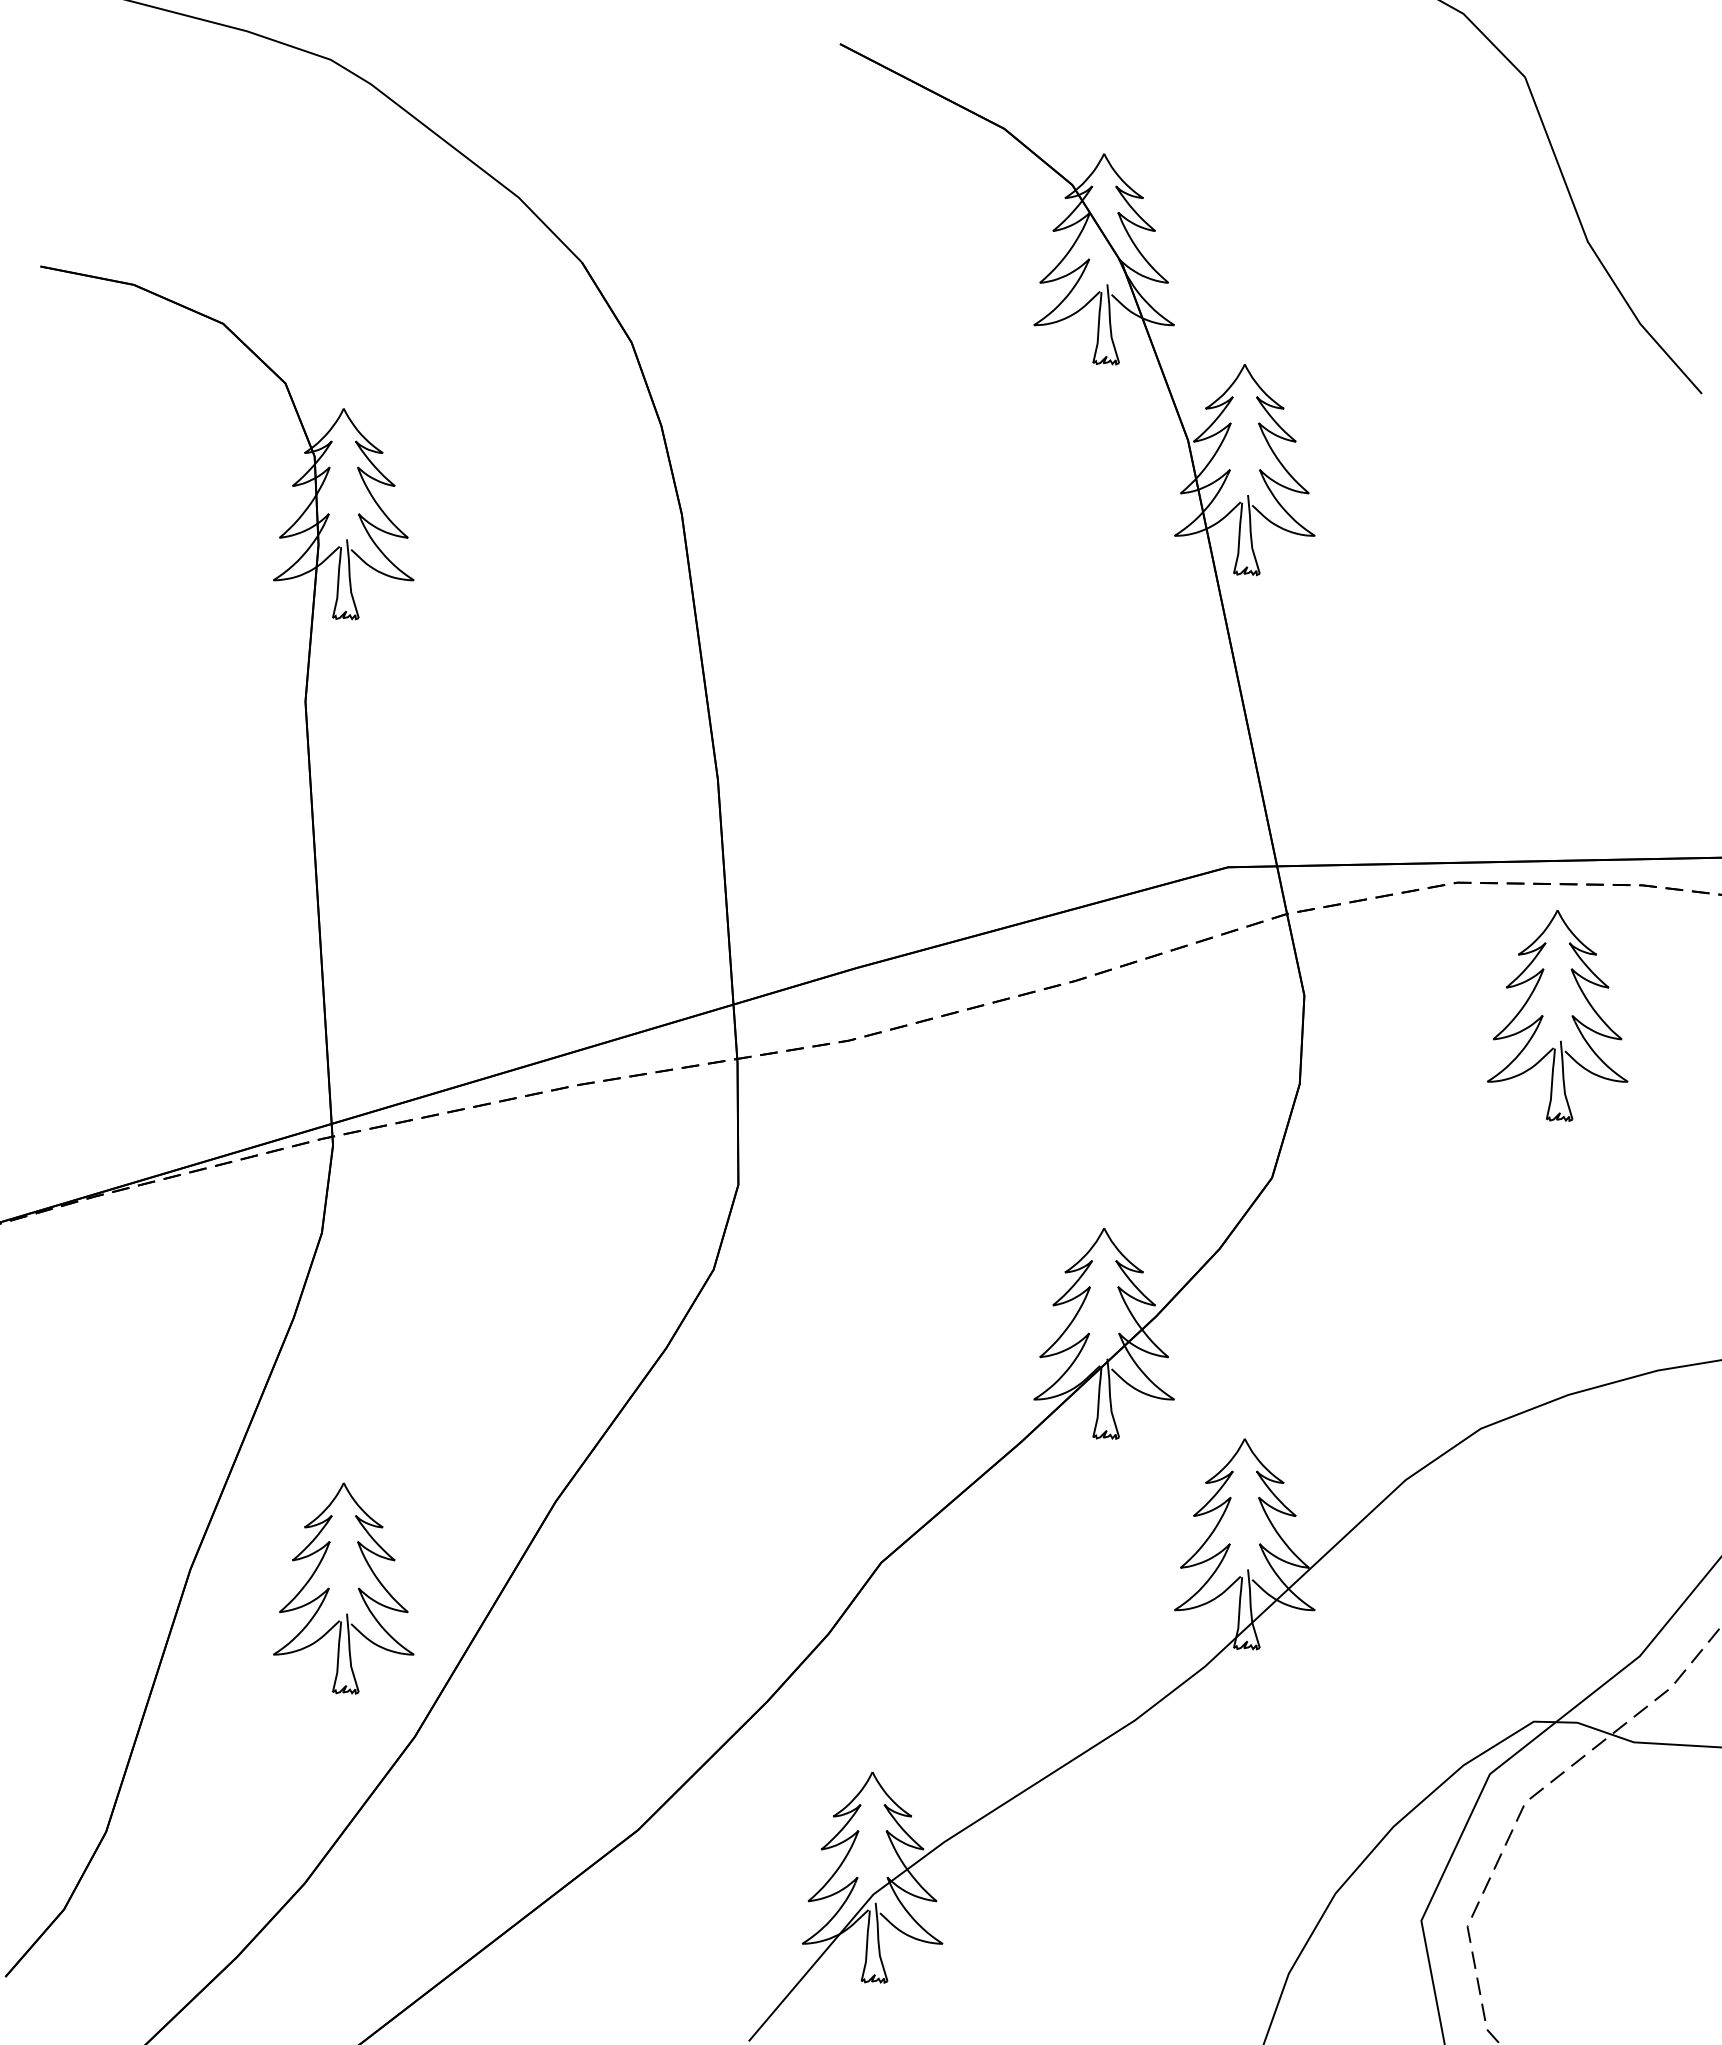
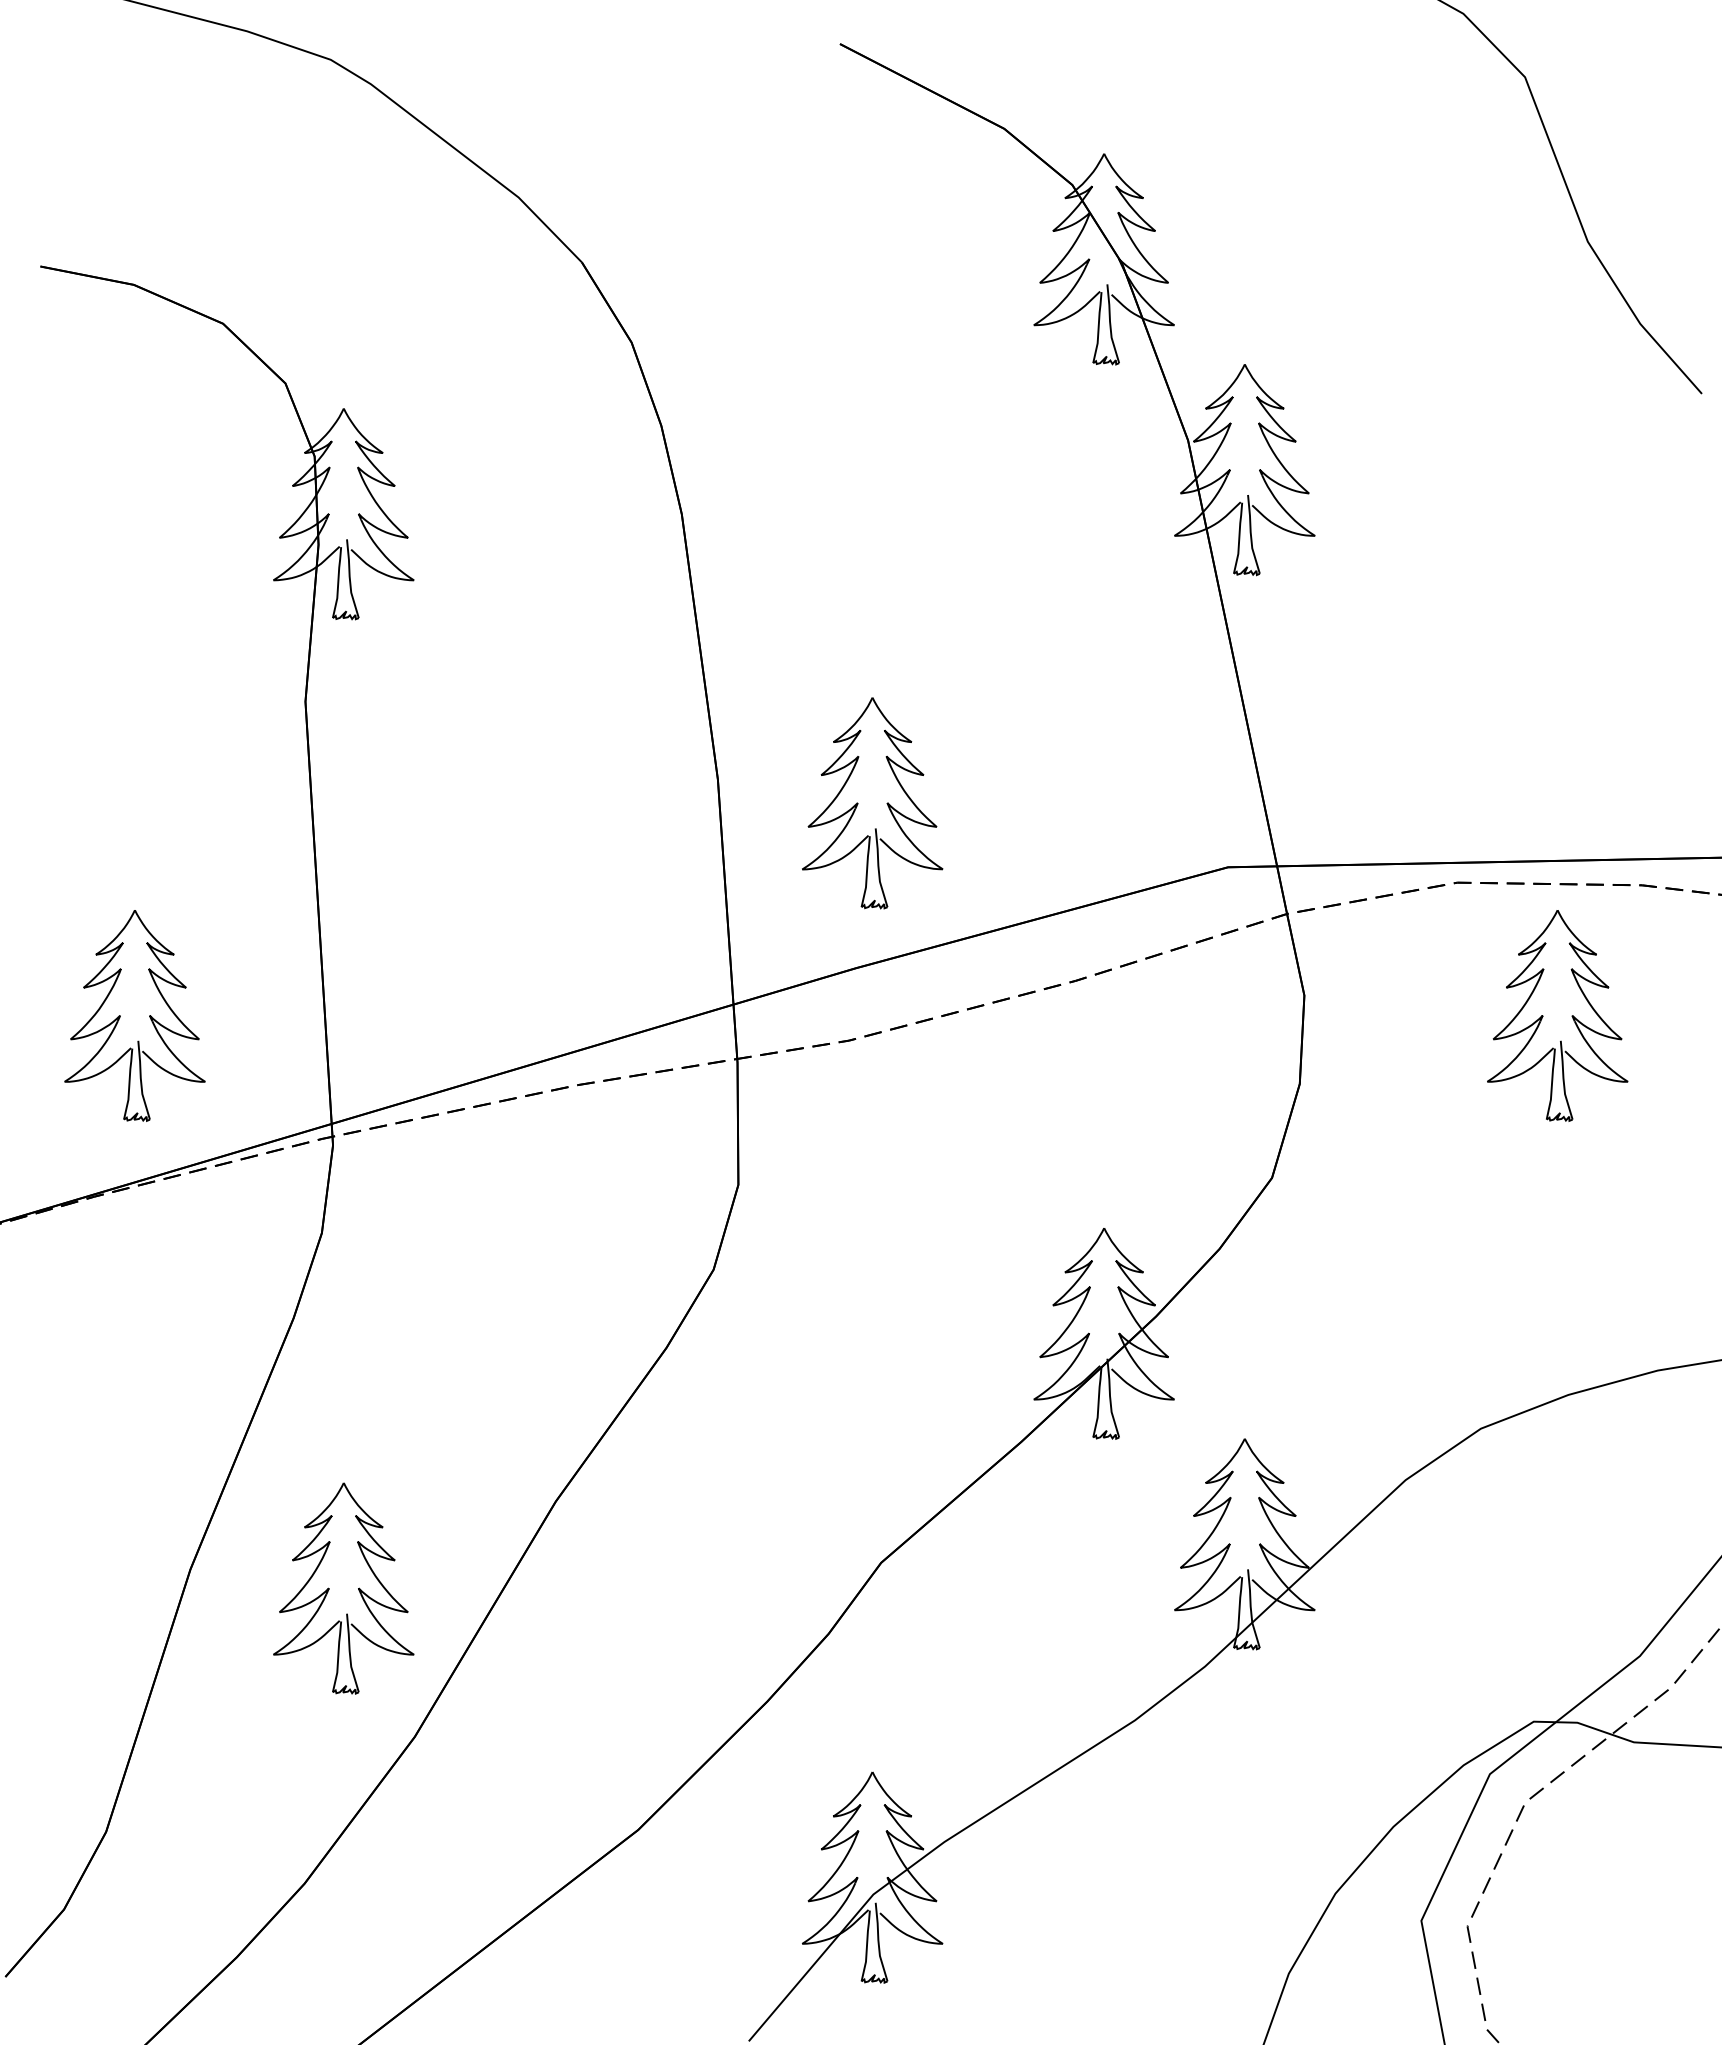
part: none -> present (858, 803)
part: none -> present (120, 1015)
